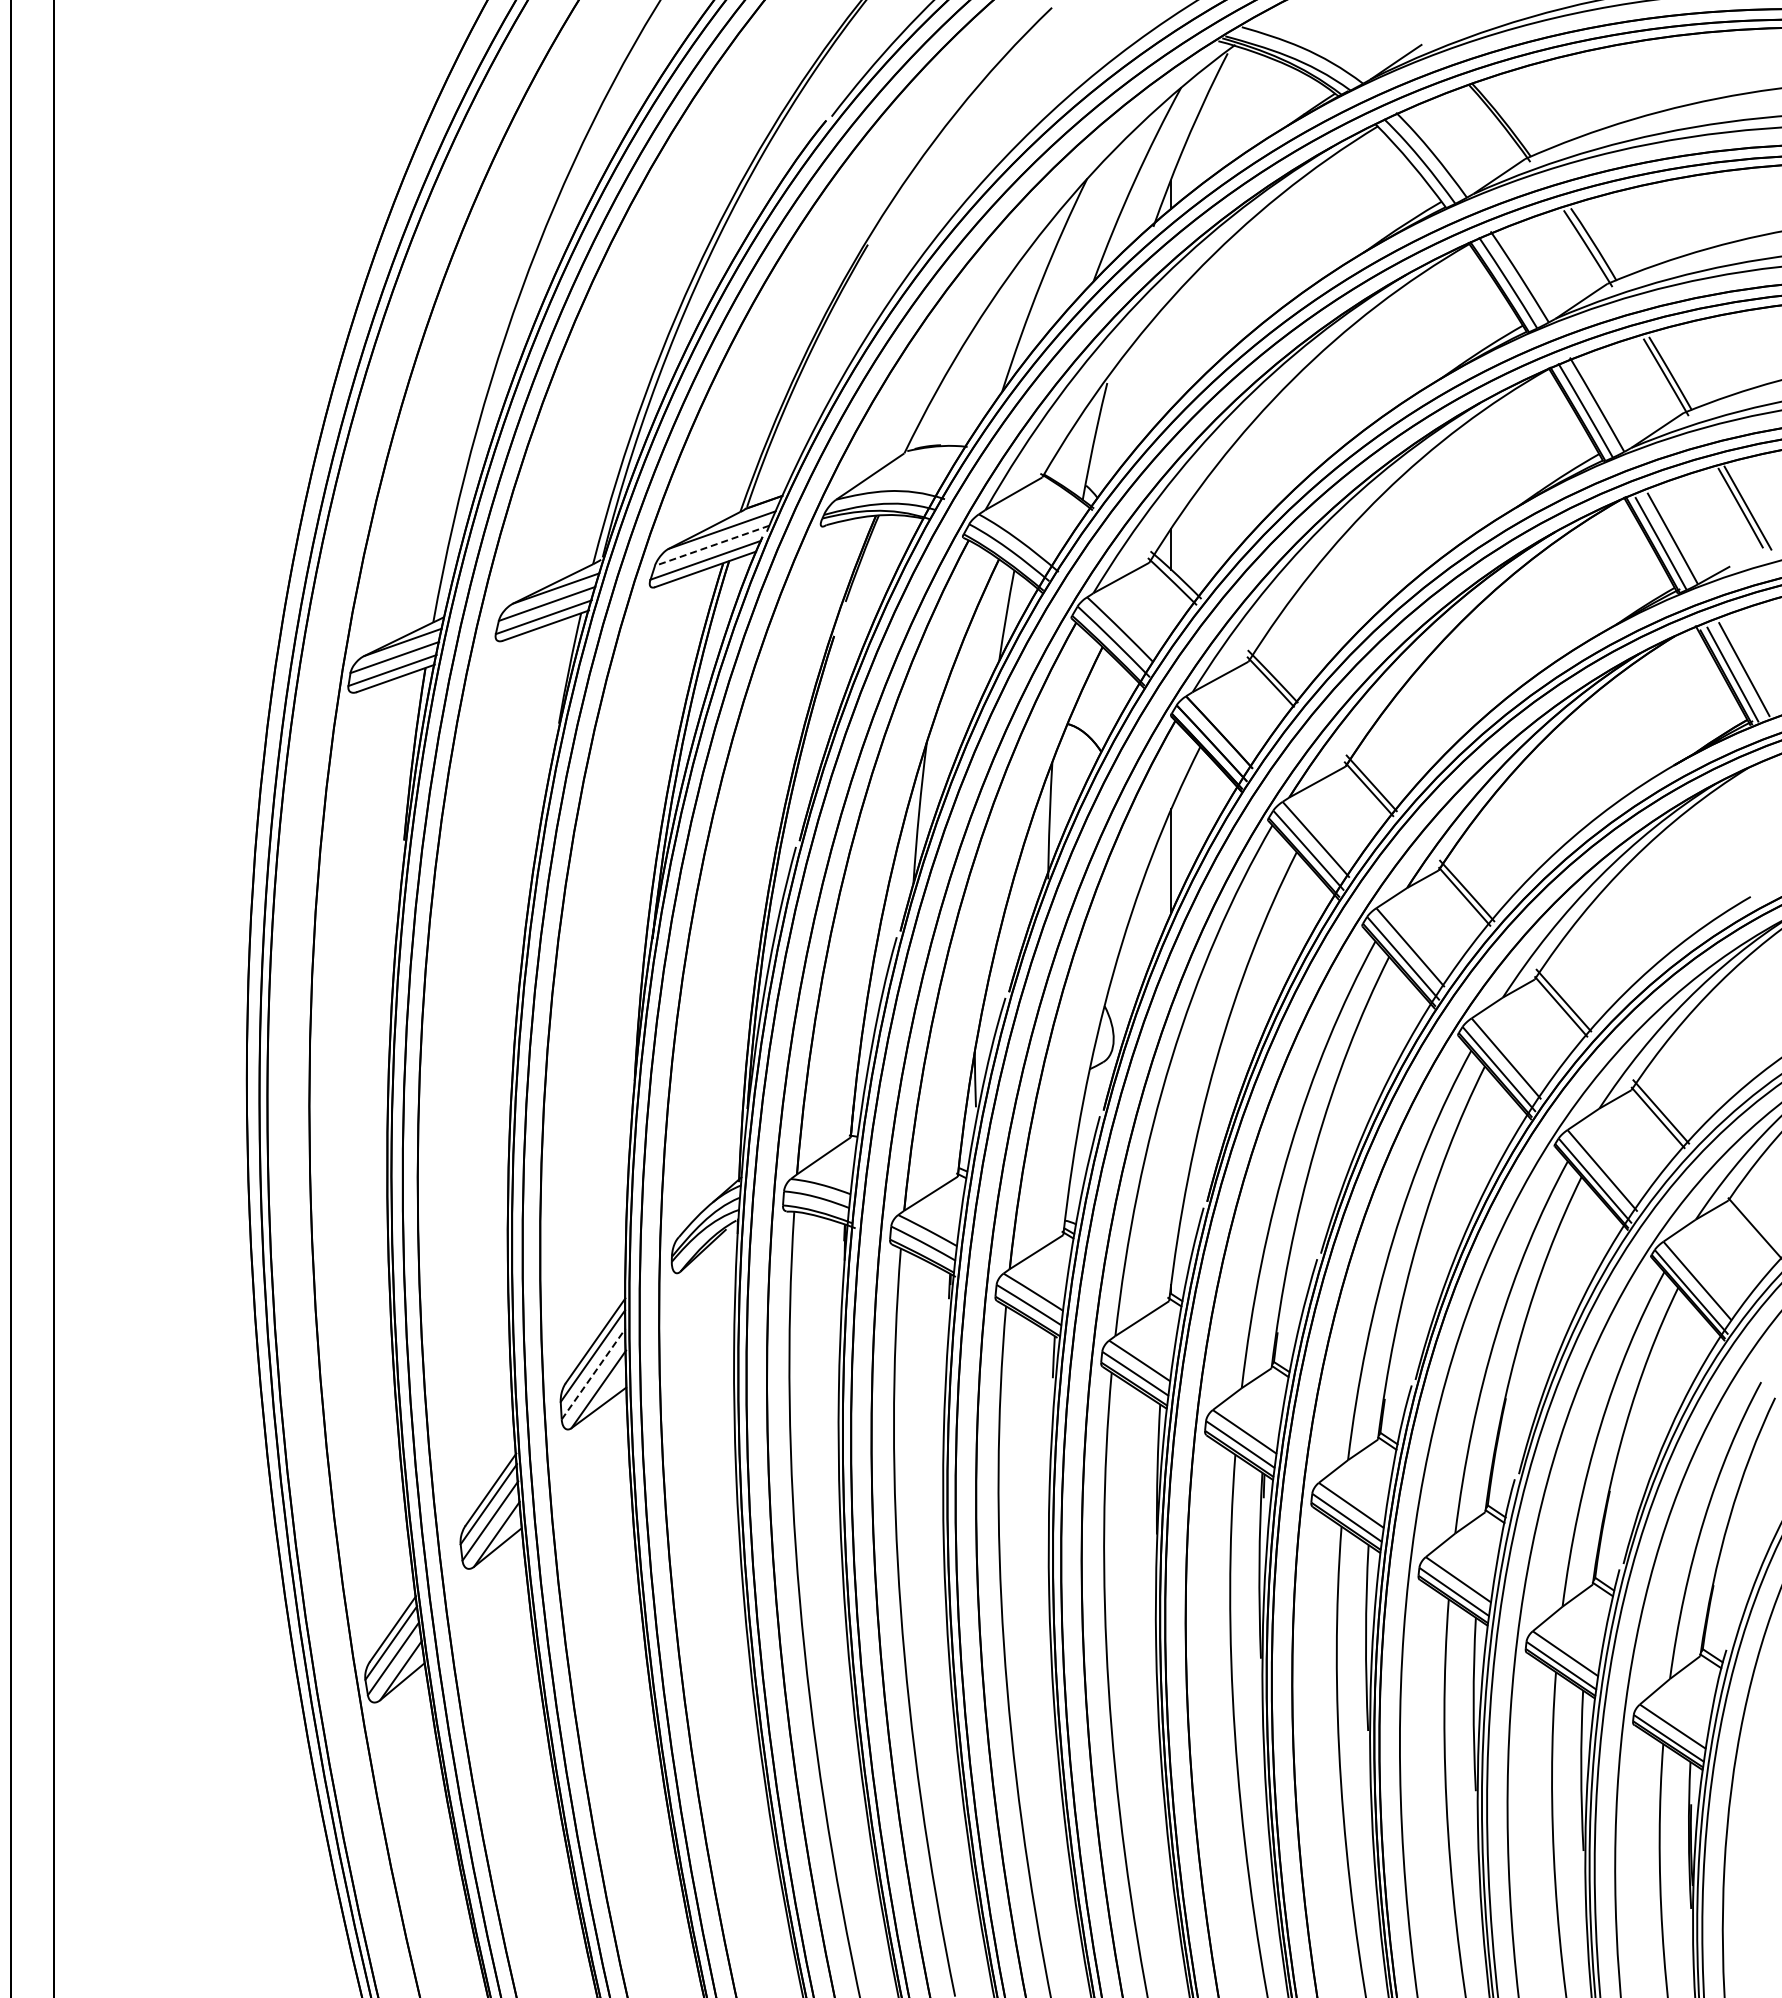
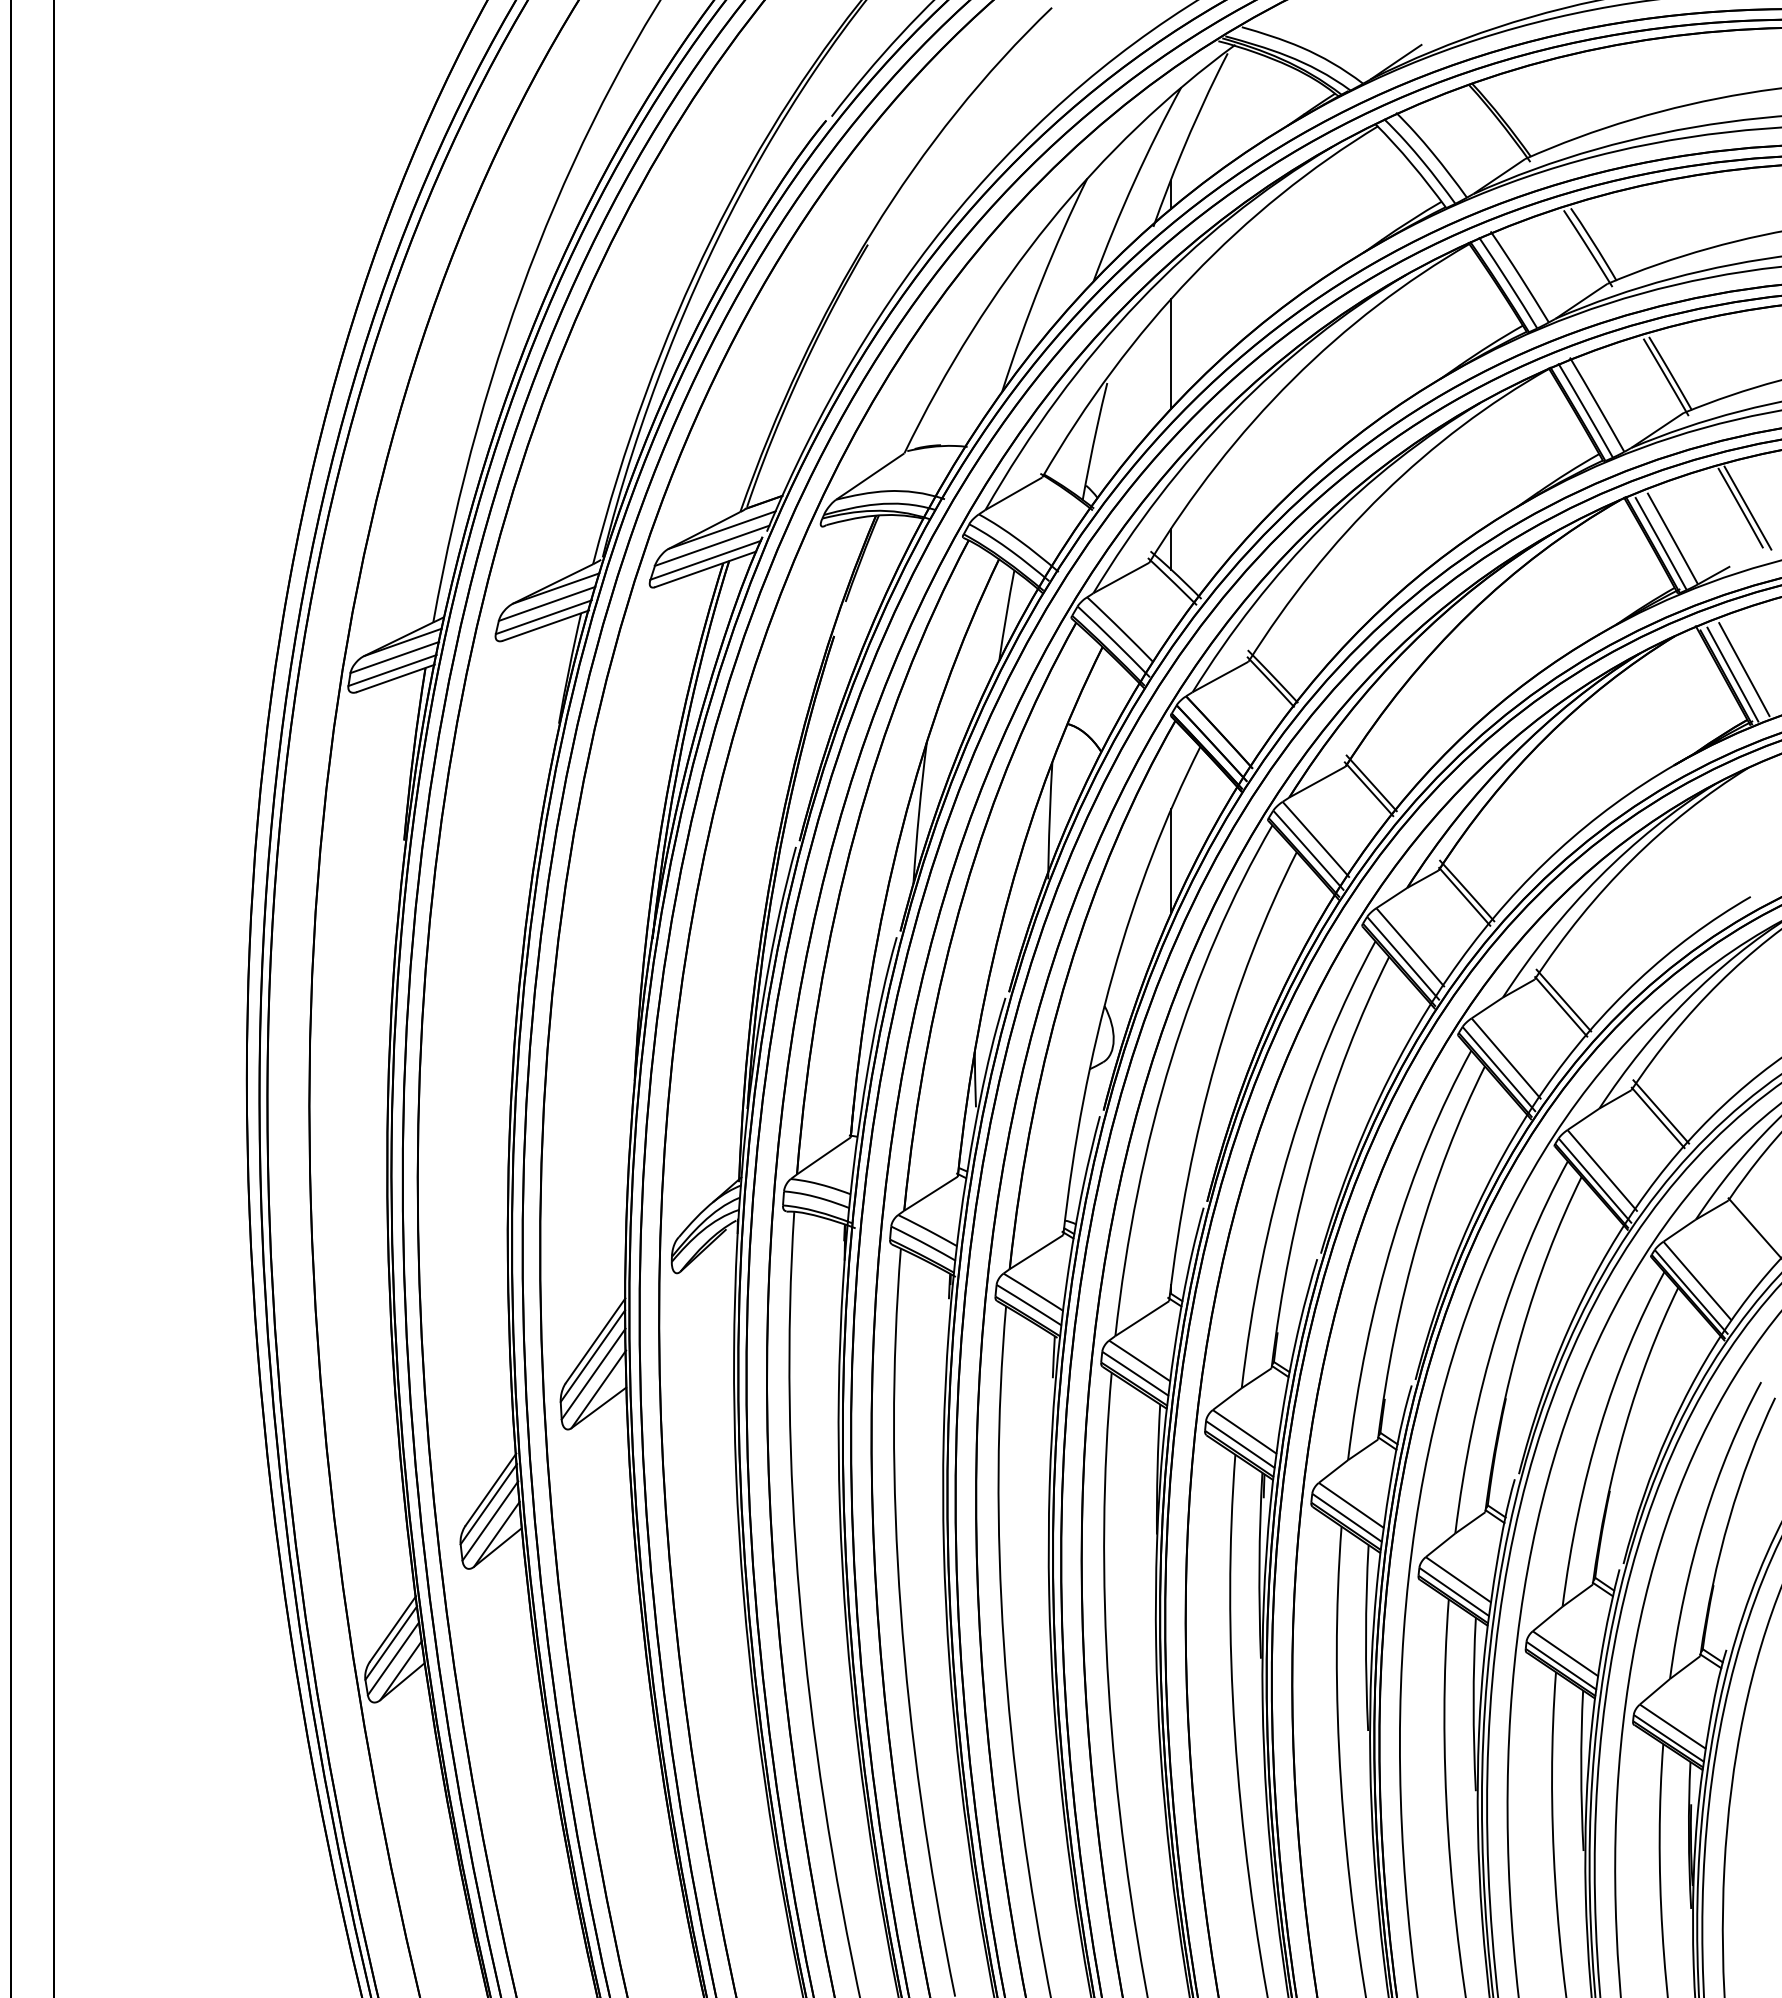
line: none -> present (1171, 353)
line: dashed -> solid (712, 545)
line: dashed -> solid (593, 1373)
